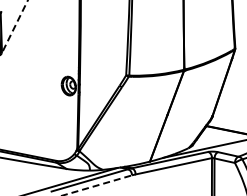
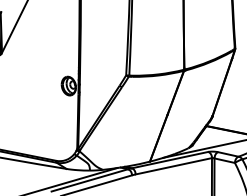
line: dashed -> solid (14, 27)
line: dashed -> solid (96, 185)
